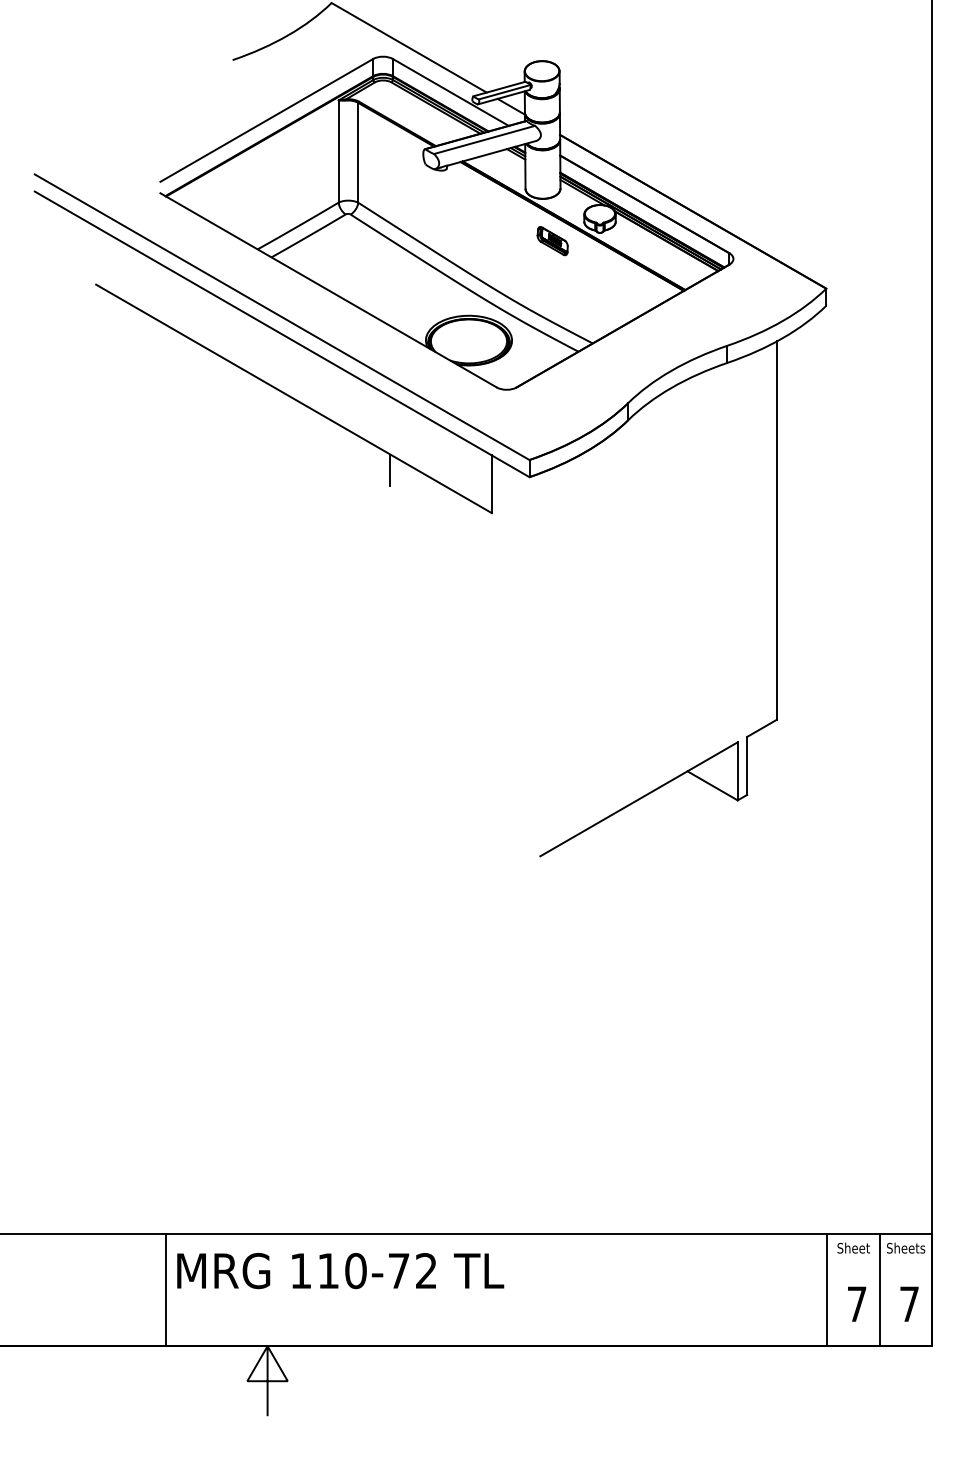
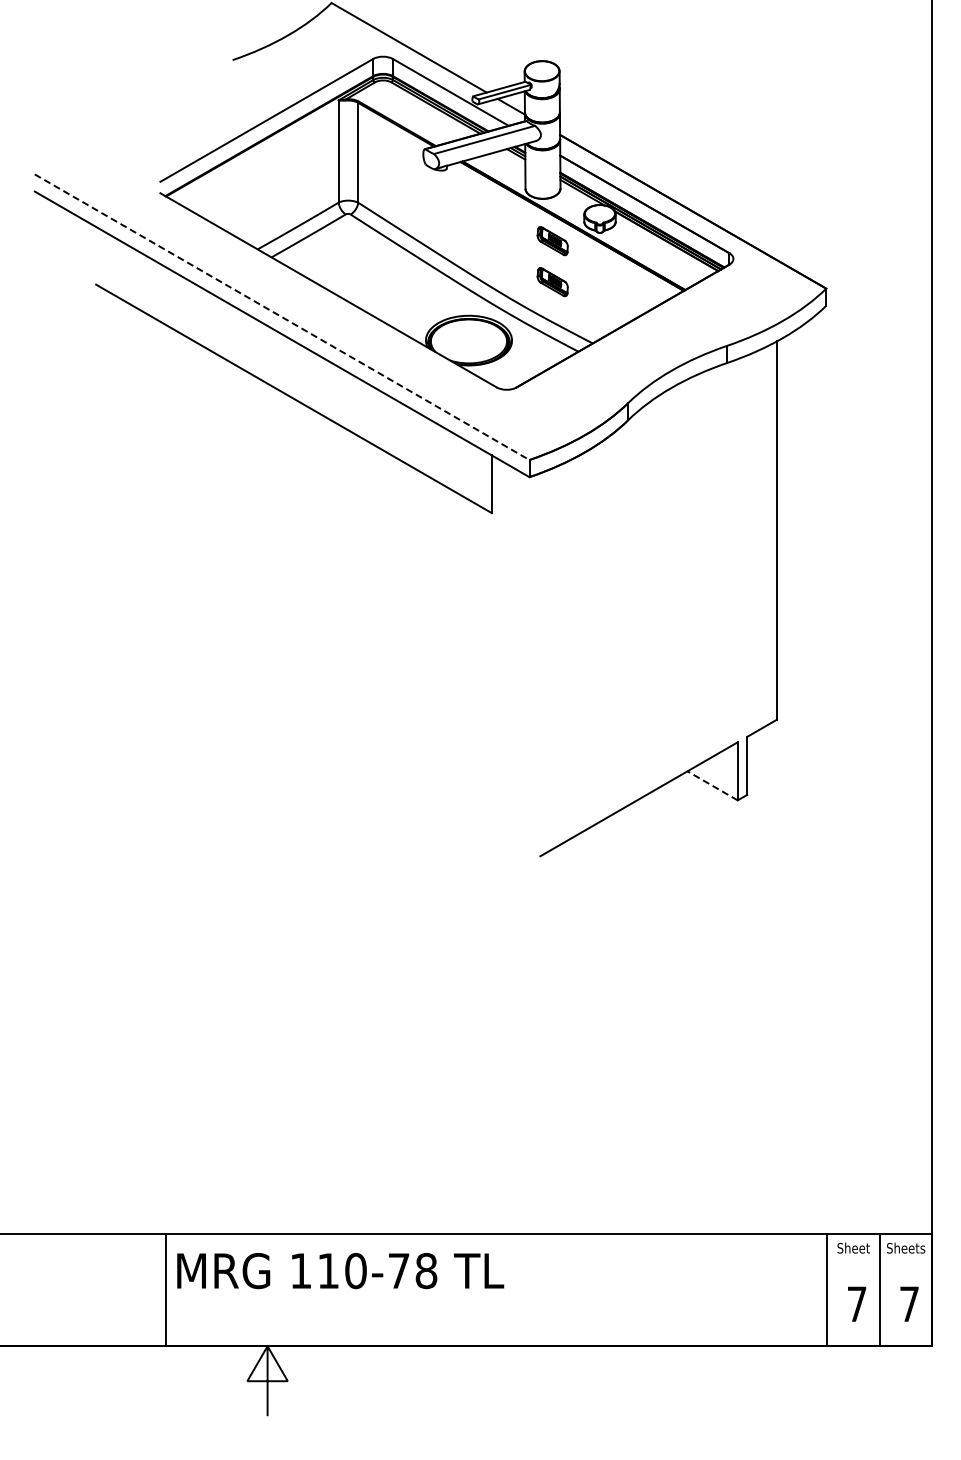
part: none -> present (552, 282)
line: solid -> dashed (282, 317)
line: present -> none (390, 469)
line: solid -> dashed (712, 785)
text: 110-72 -> 110-78 (426, 1271)
